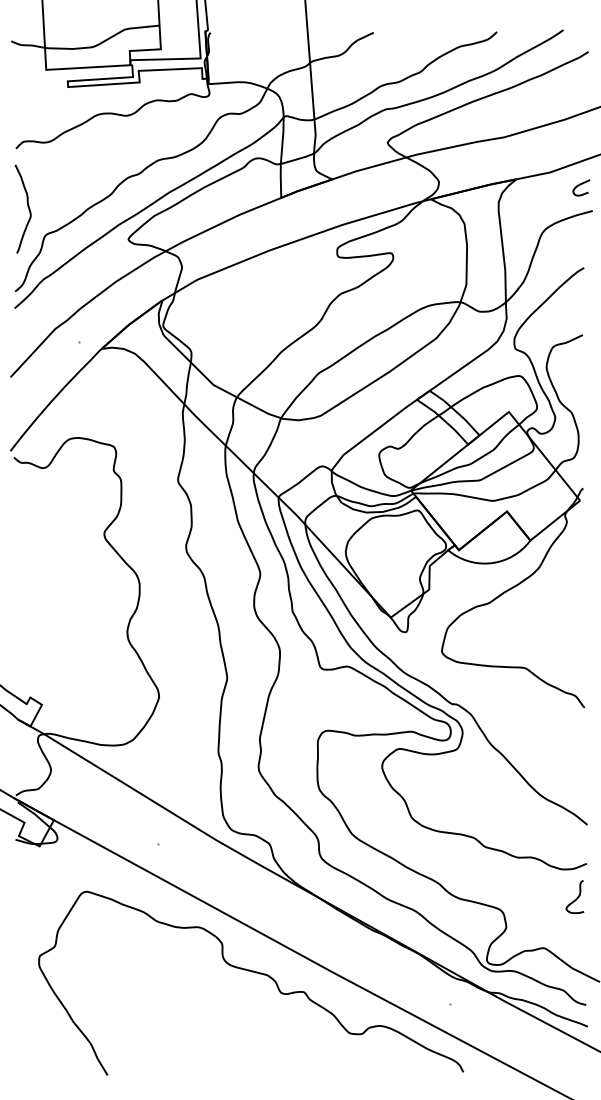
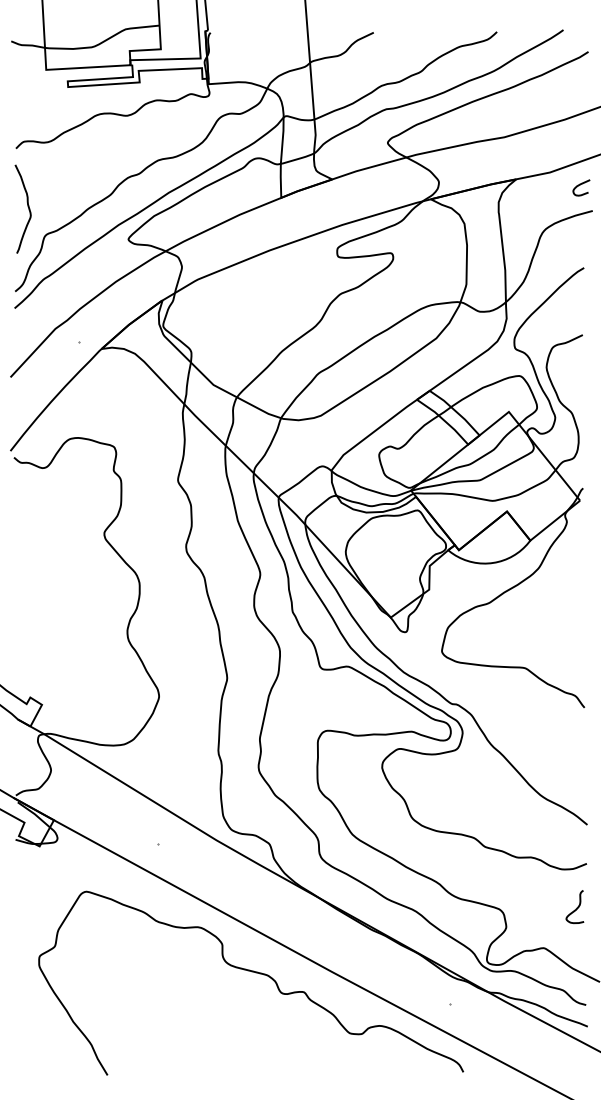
curve position: (575, 898) -> (575, 908) (575, 908)
